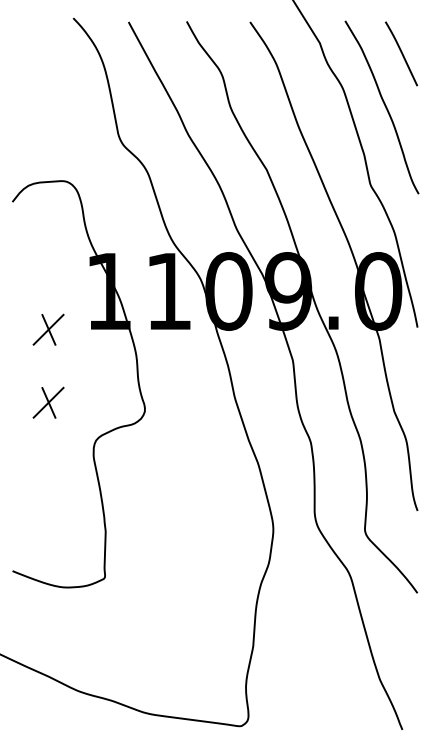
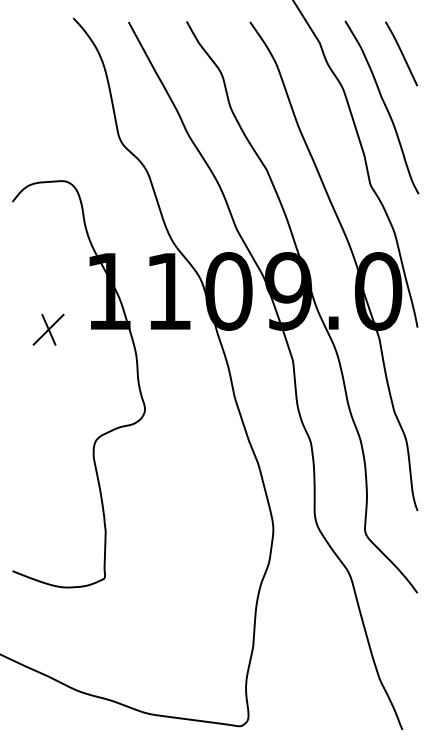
part: present -> none (48, 402)
